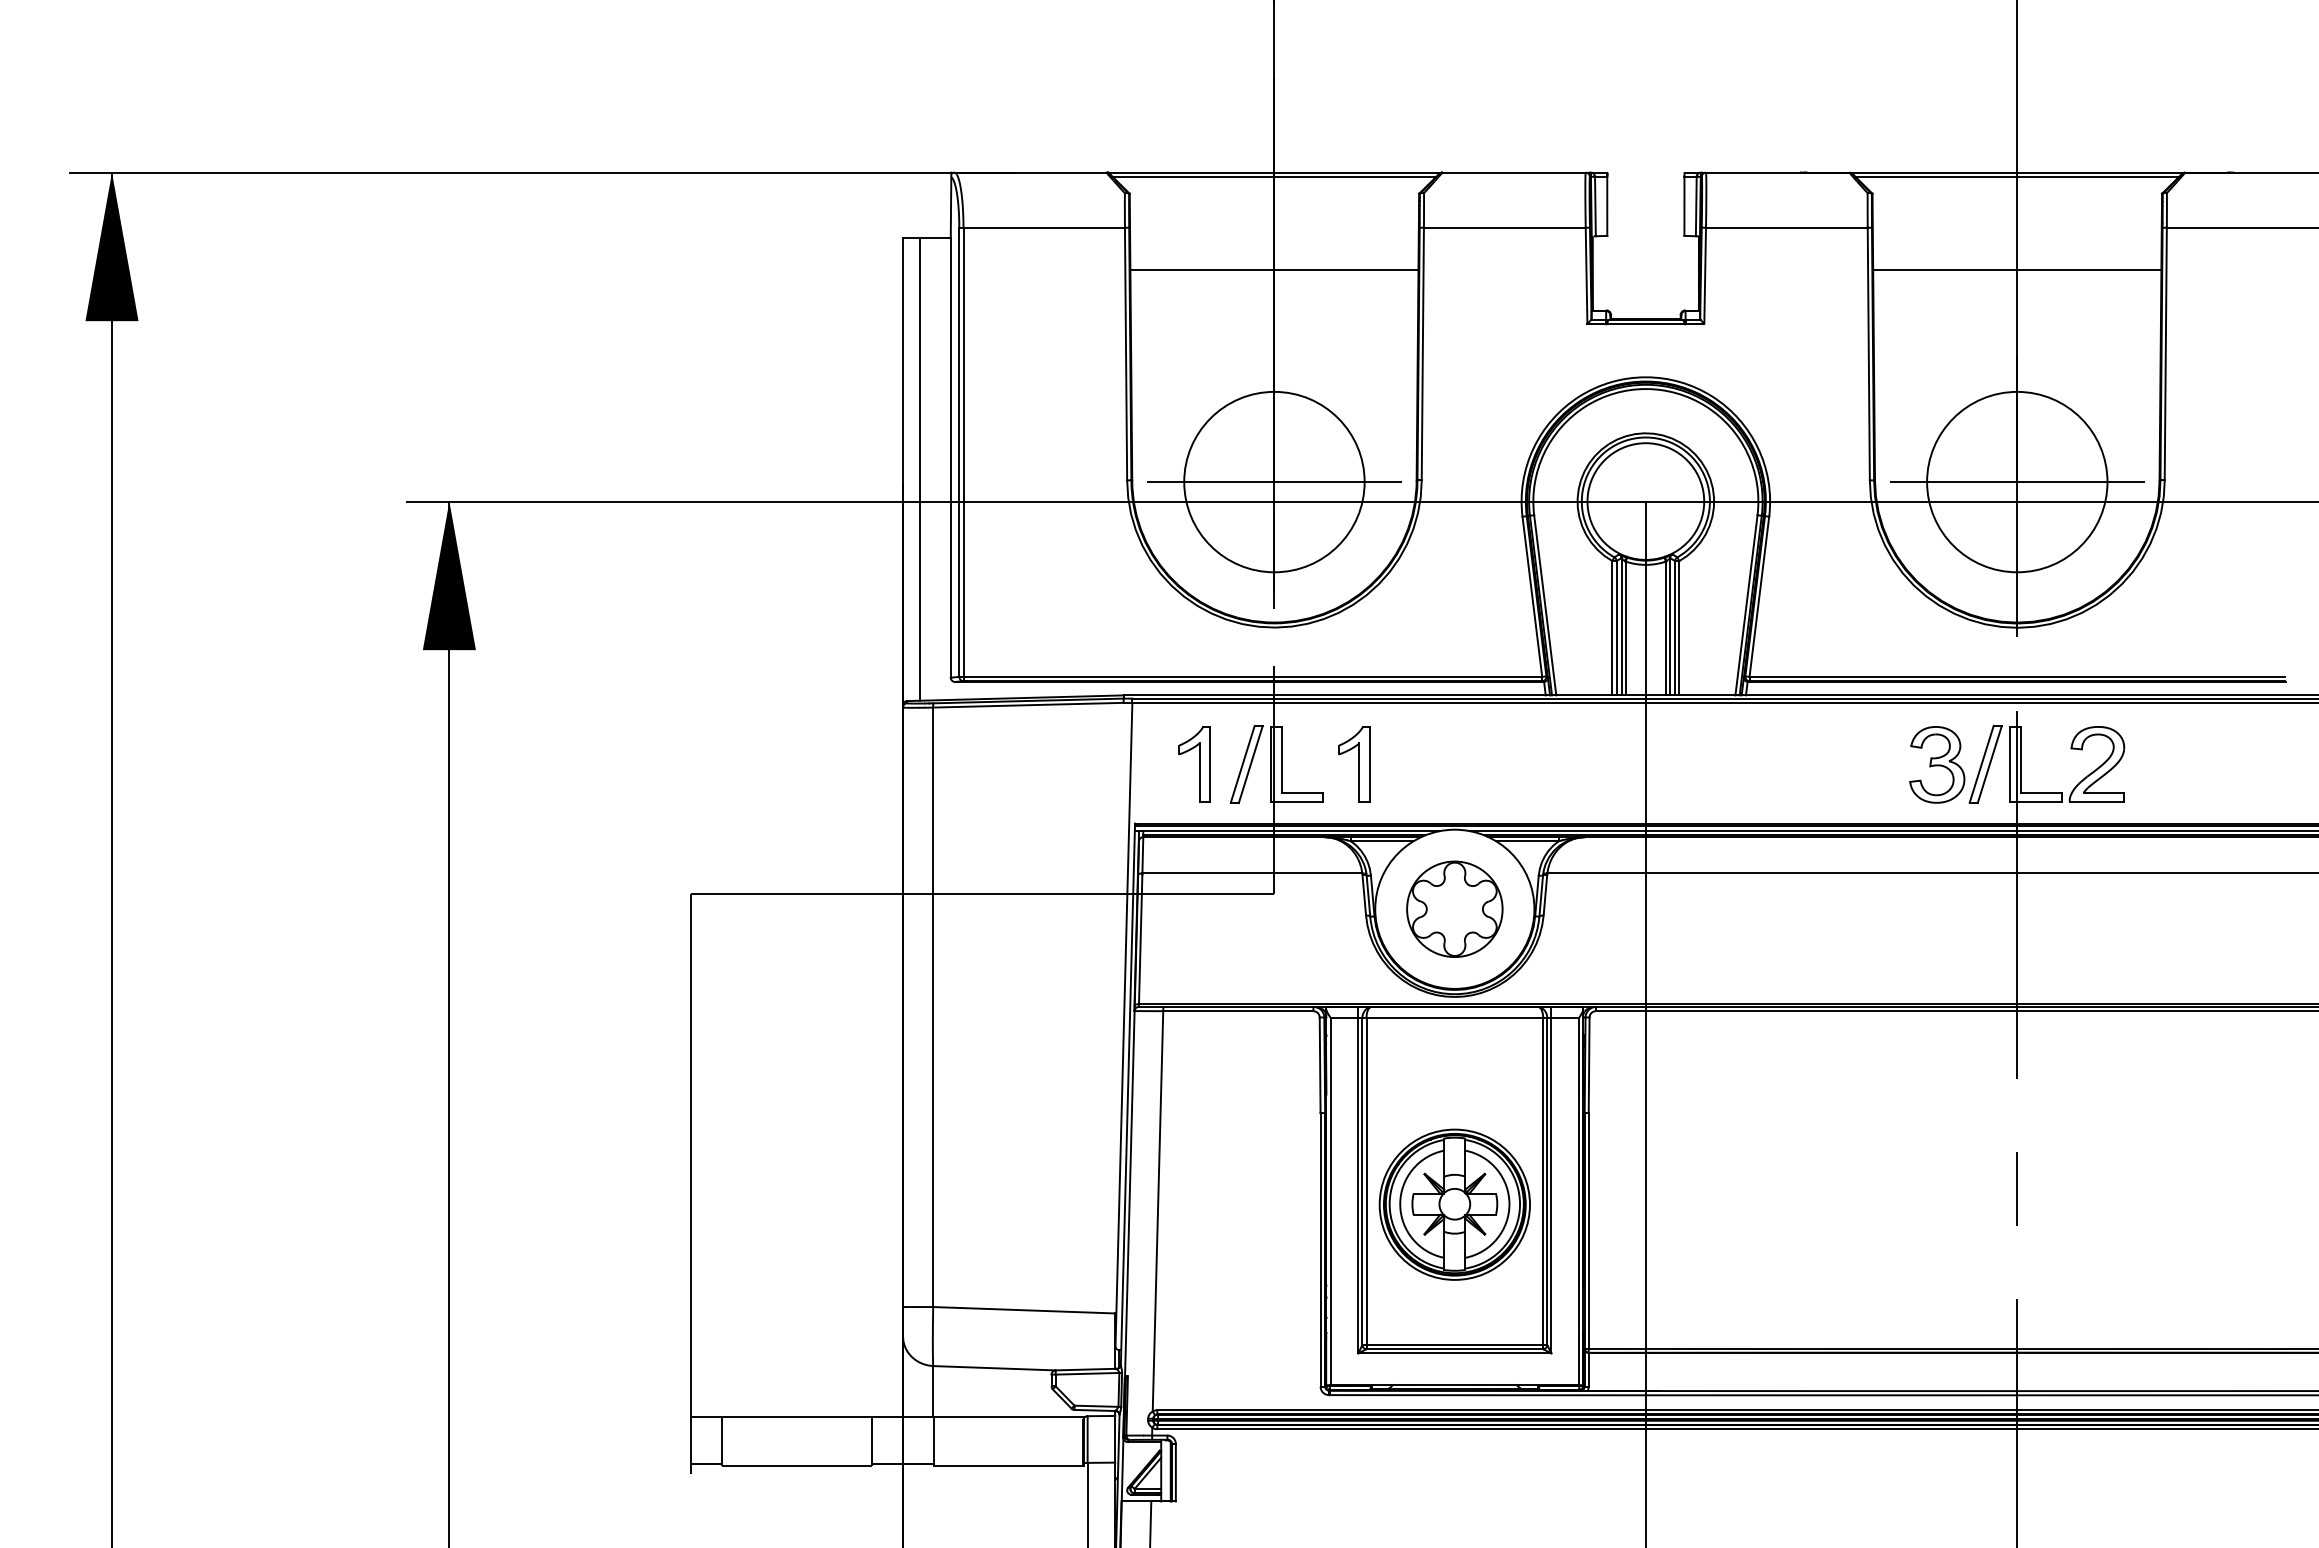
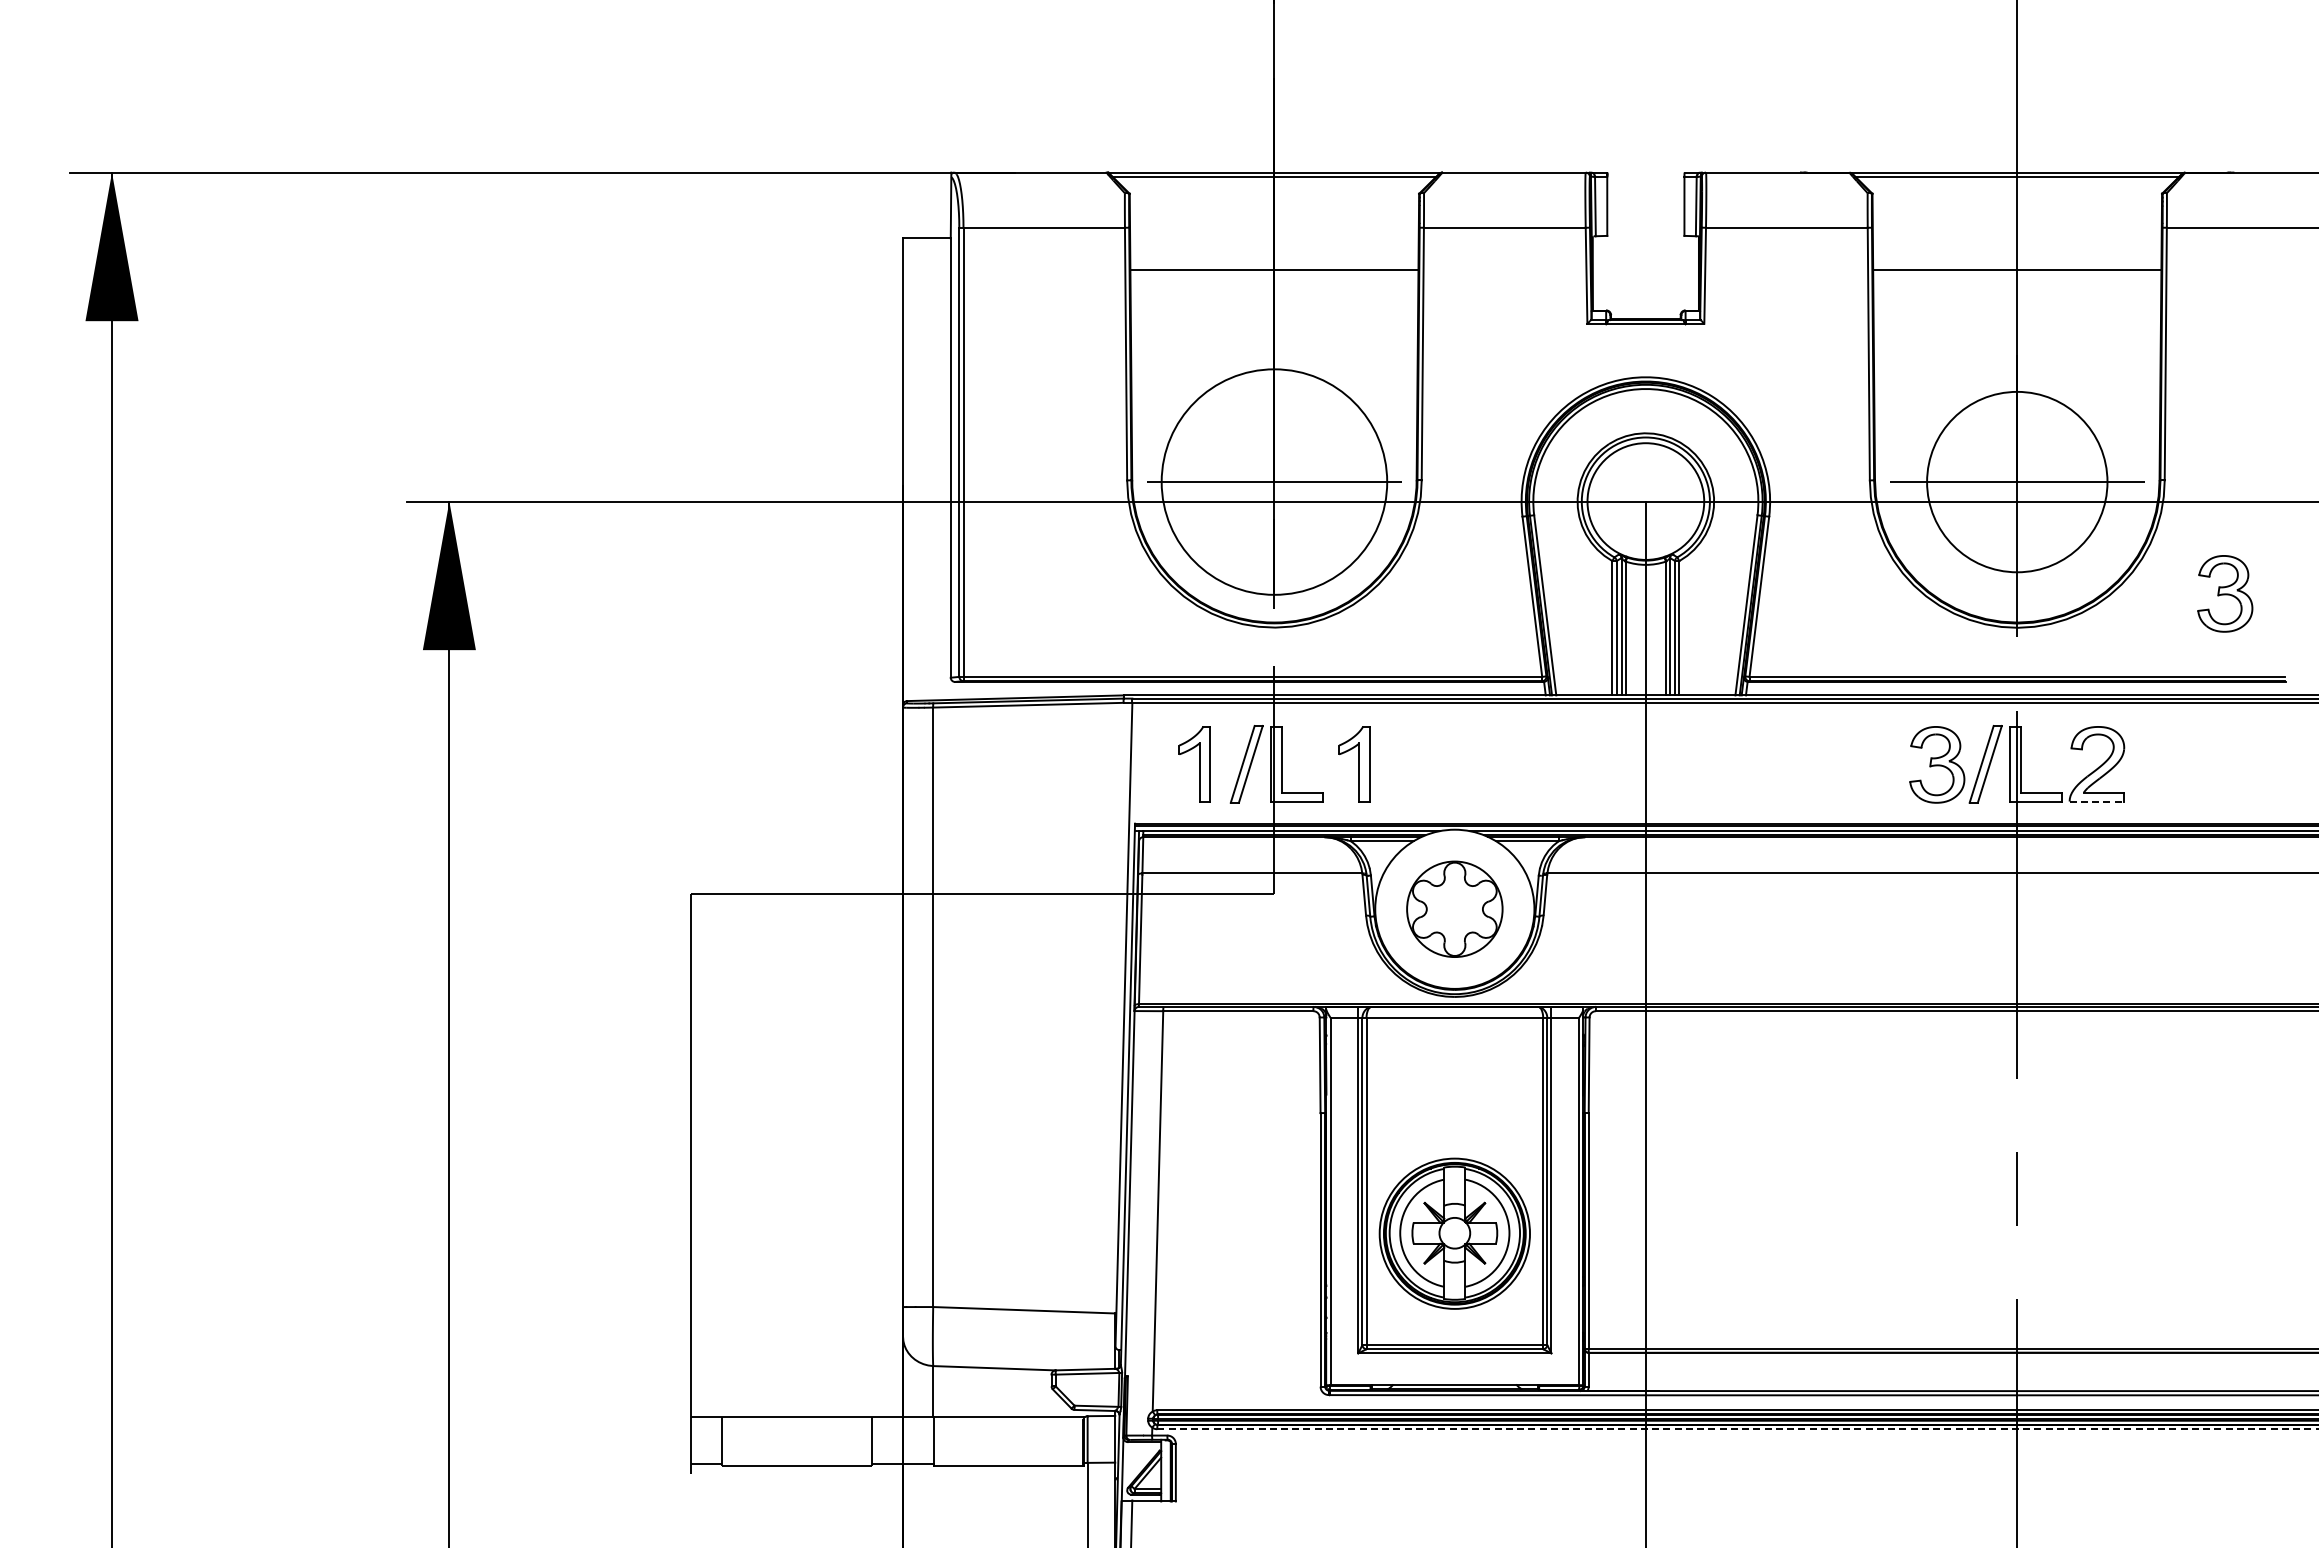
line: present -> none (920, 469)
circle diameter: 180 px -> 226 px (1274, 481)
part: none -> present (2225, 593)
line: solid -> dashed (2097, 801)
part position: (1454, 1204) -> (1454, 1233) (1454, 1233)
line: solid -> dashed (1738, 1429)
line position: (1150, 1522) -> (1131, 1522) (1131, 1522)
